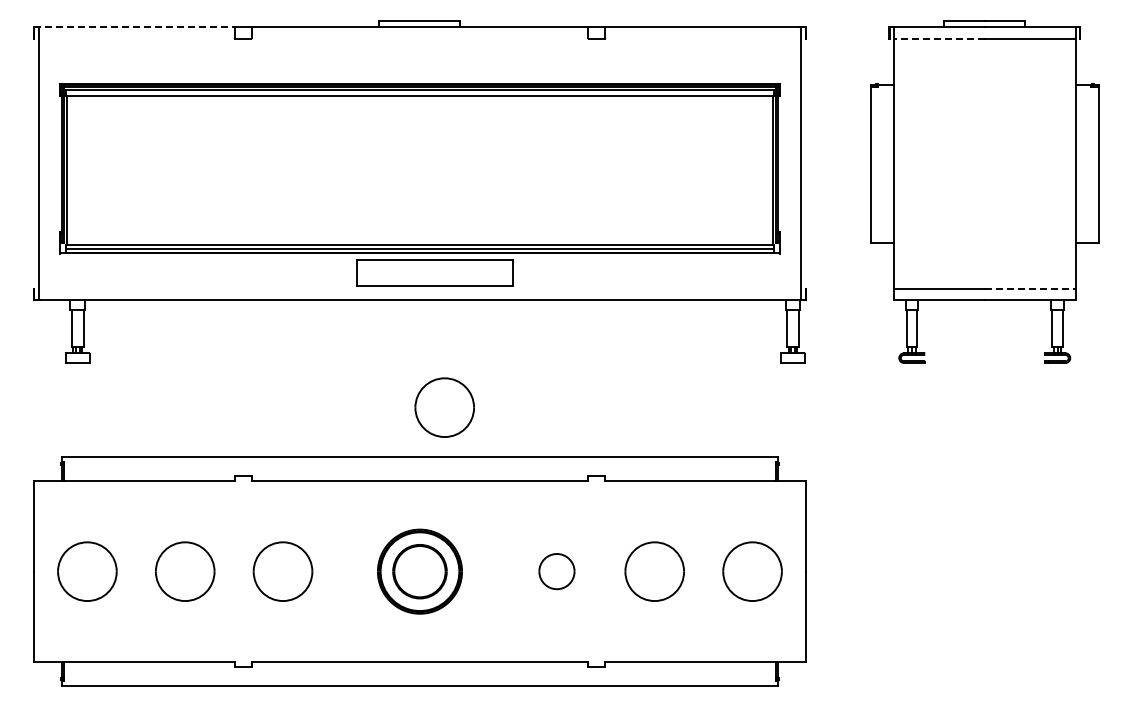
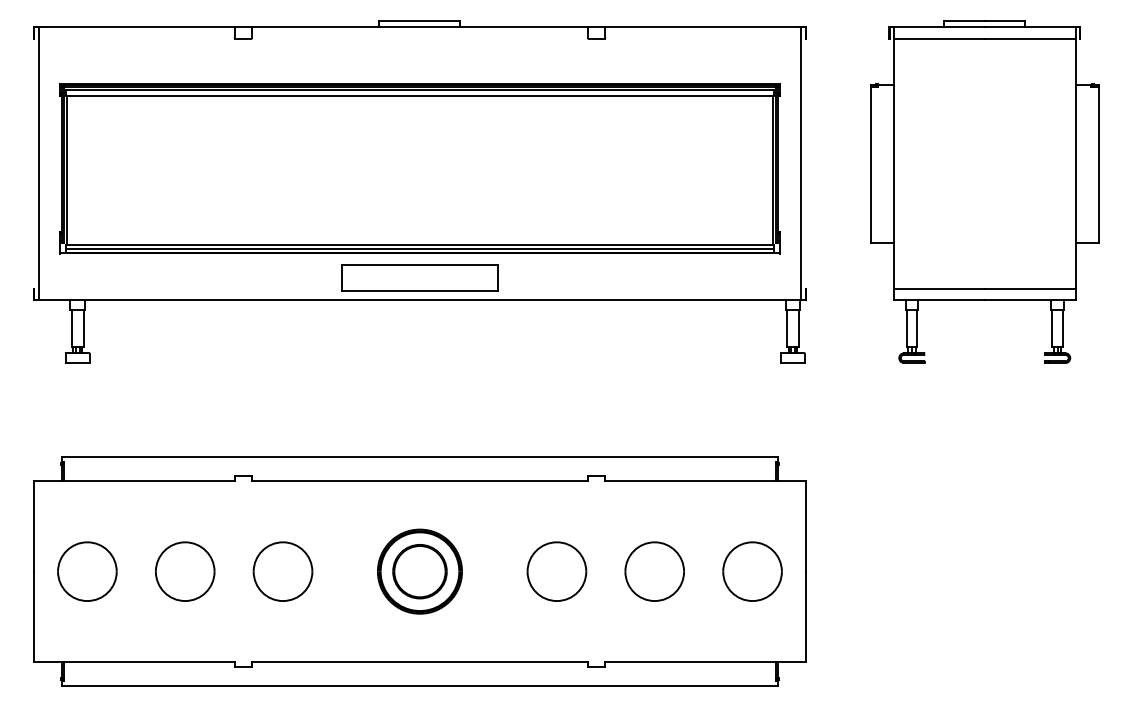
line: dashed -> solid (134, 26)
line: dashed -> solid (939, 38)
part position: (434, 272) -> (419, 277) (419, 277)
line: dashed -> solid (1029, 288)
part: present -> none (444, 407)
part size: 38x38 px -> 62x61 px (556, 571)
